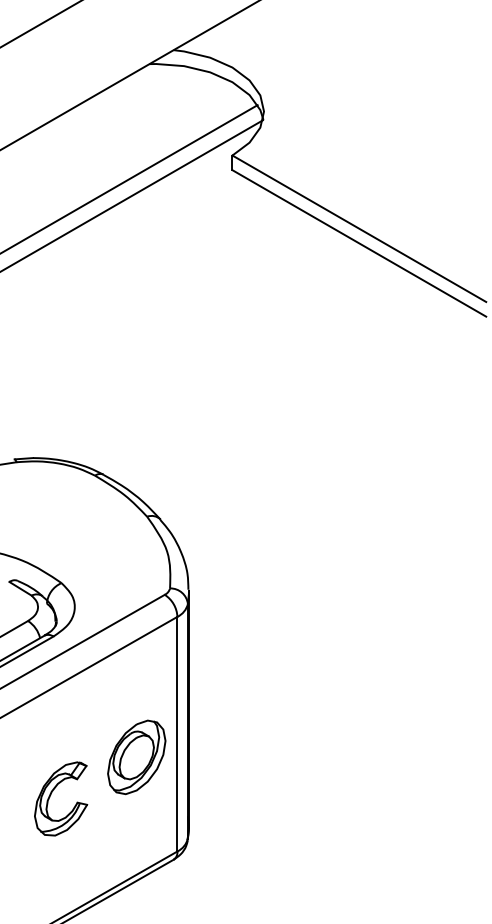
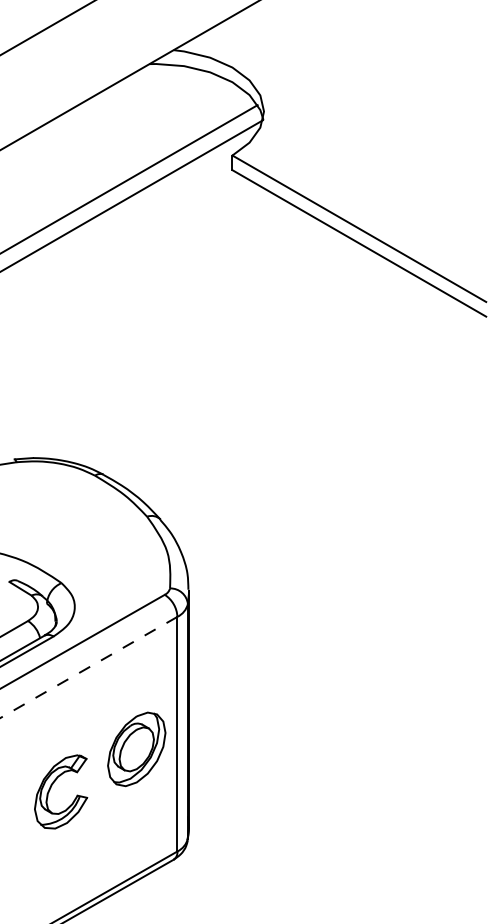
line position: (40, 24) -> (47, 28) (47, 28)
line: solid -> dashed (88, 667)
part position: (136, 757) -> (136, 749) (136, 749)
part position: (51, 795) -> (51, 788) (51, 788)
